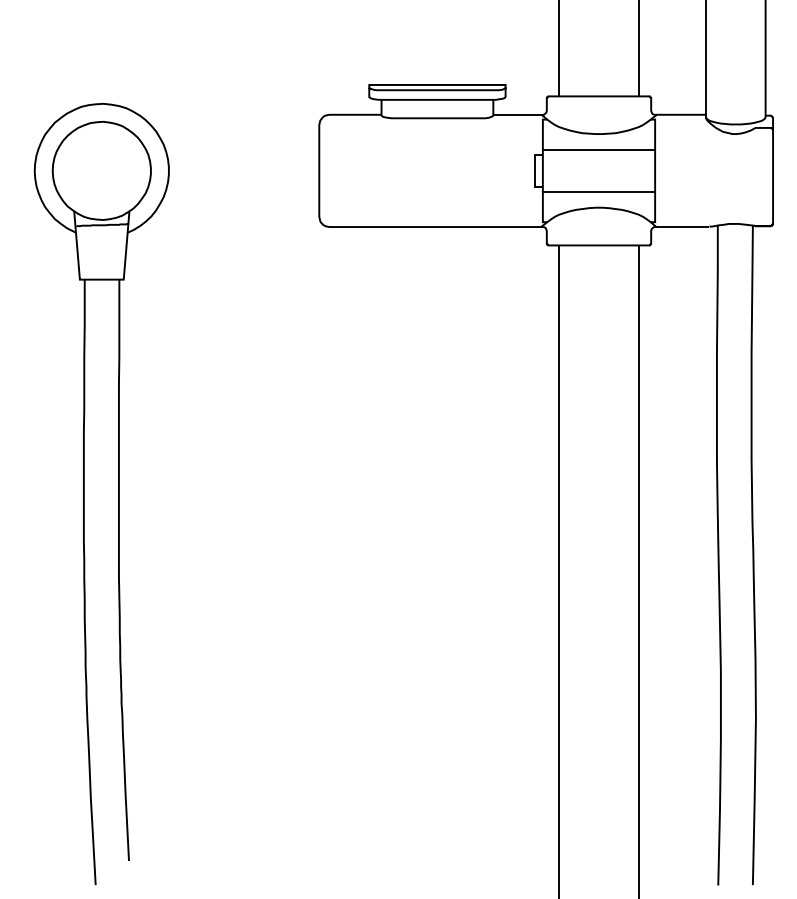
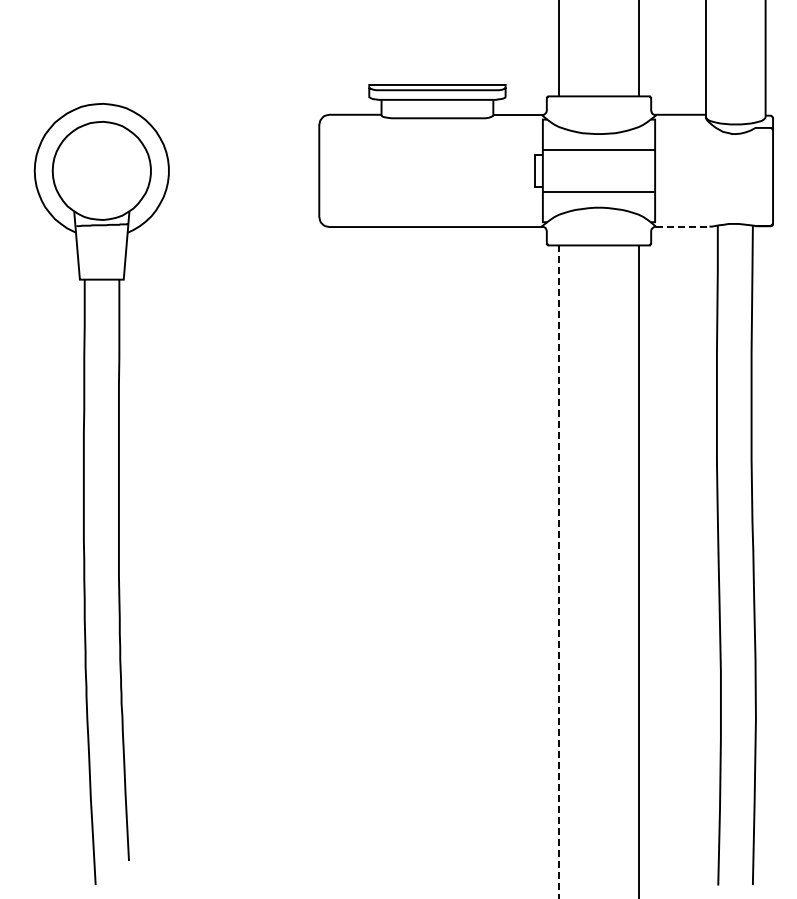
line: solid -> dashed (682, 227)
line: solid -> dashed (559, 572)
